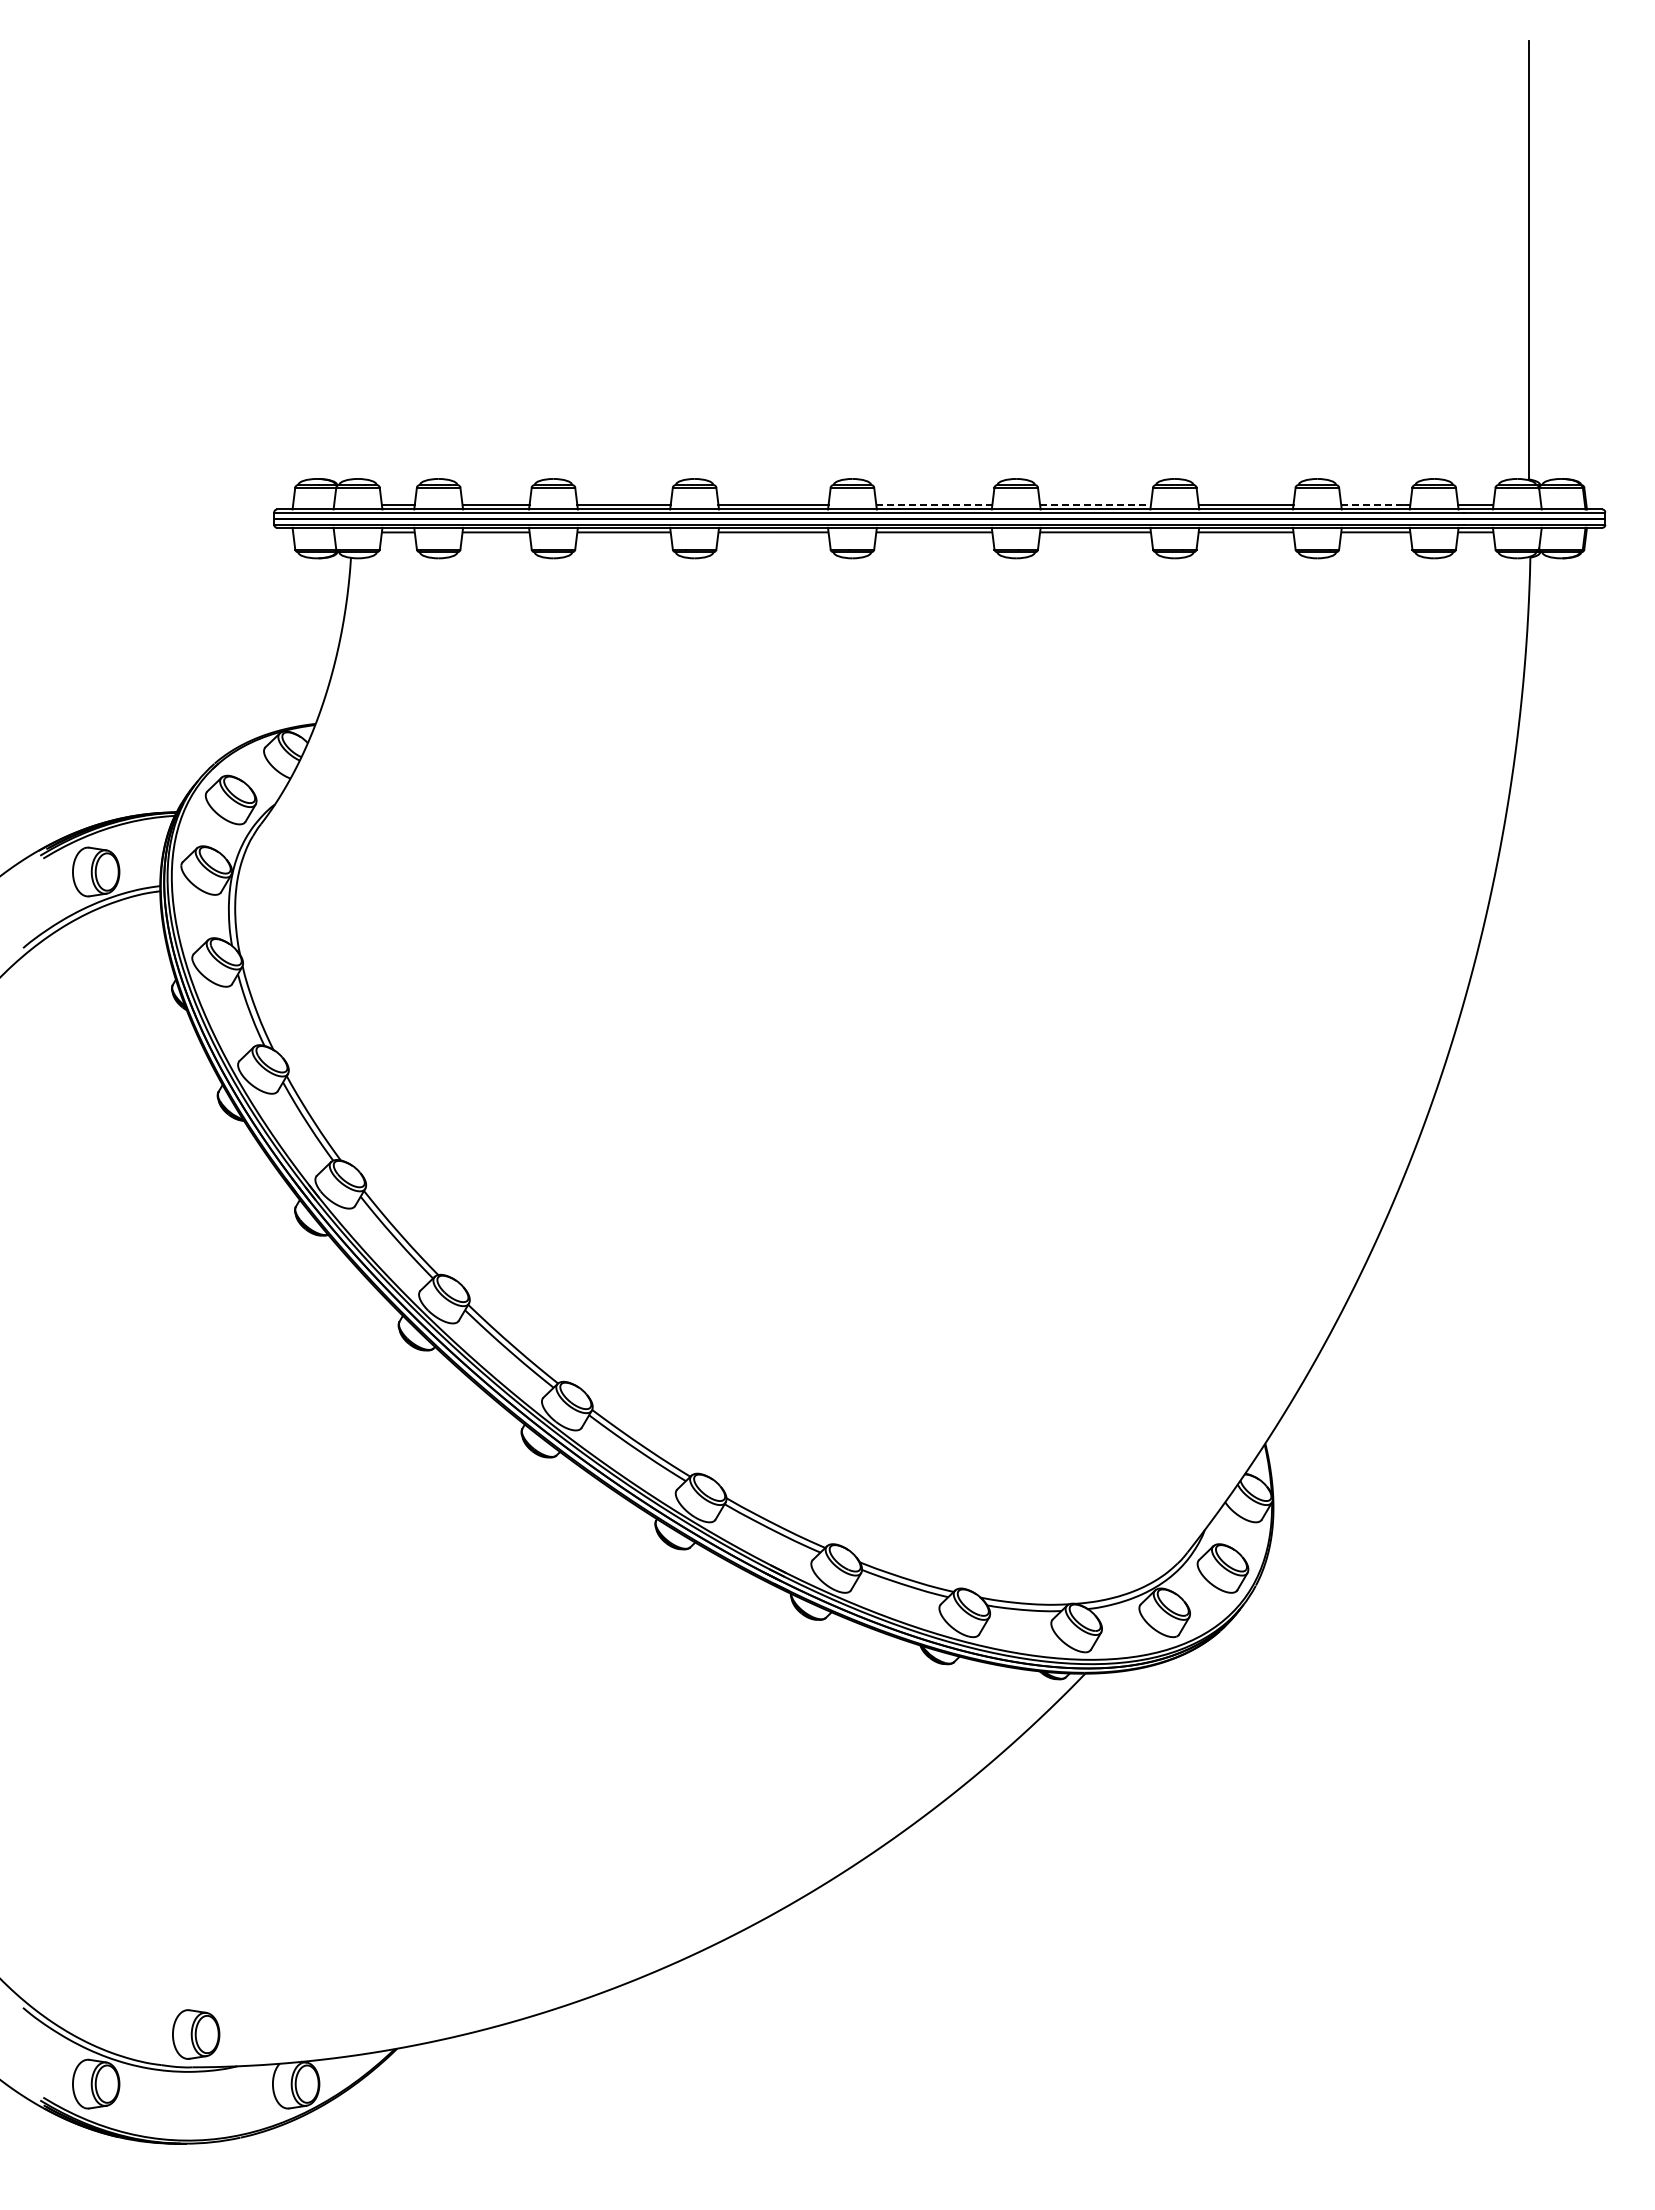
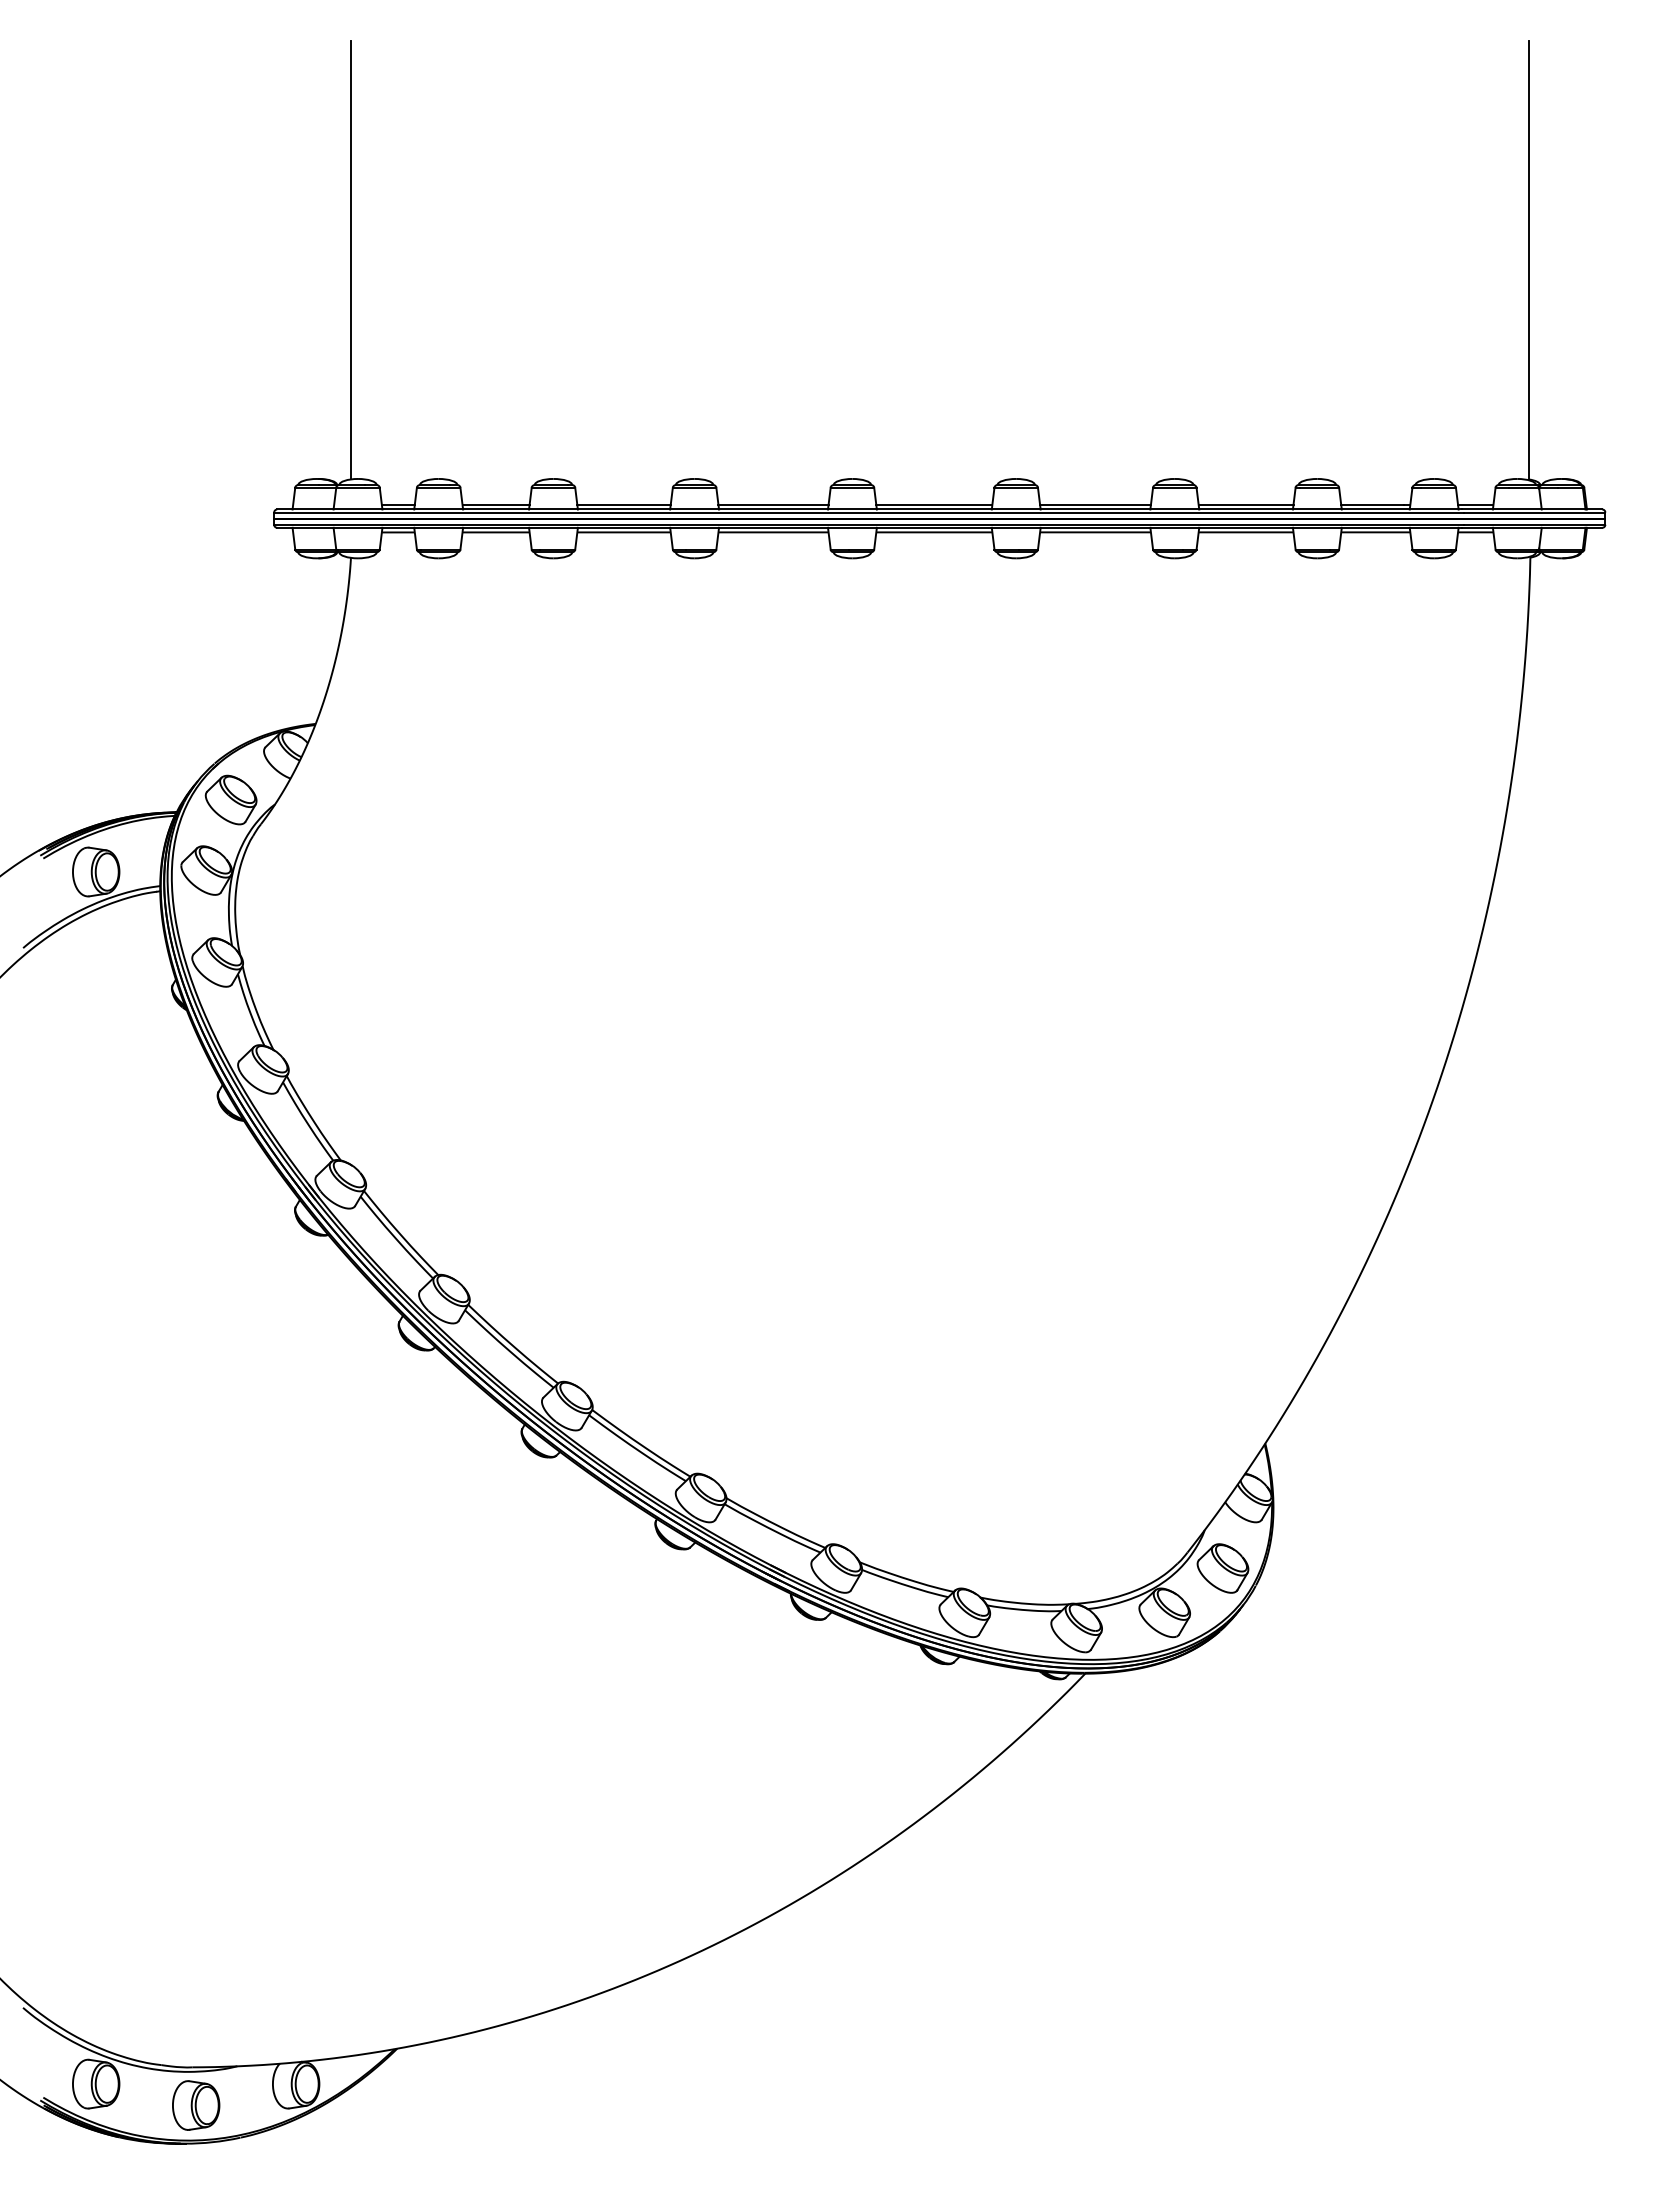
line: none -> present (350, 260)
line: dashed -> solid (934, 504)
line: dashed -> solid (1096, 504)
line: dashed -> solid (1373, 504)
part position: (196, 2034) -> (196, 2105) (196, 2105)
